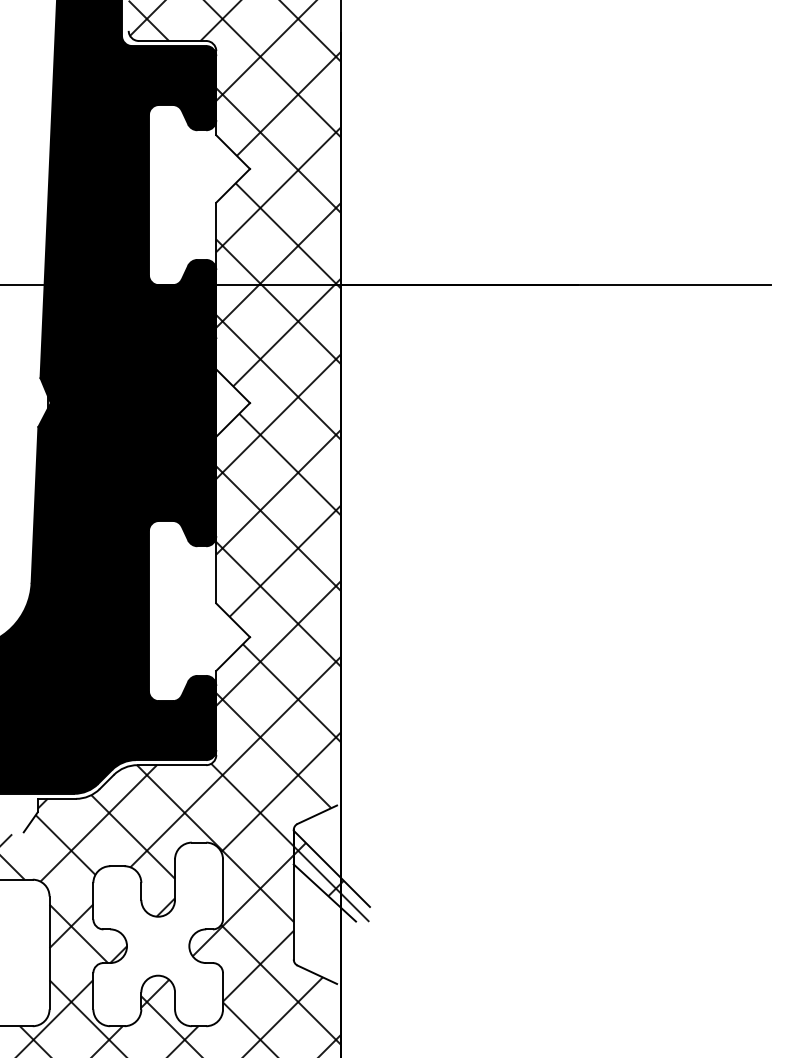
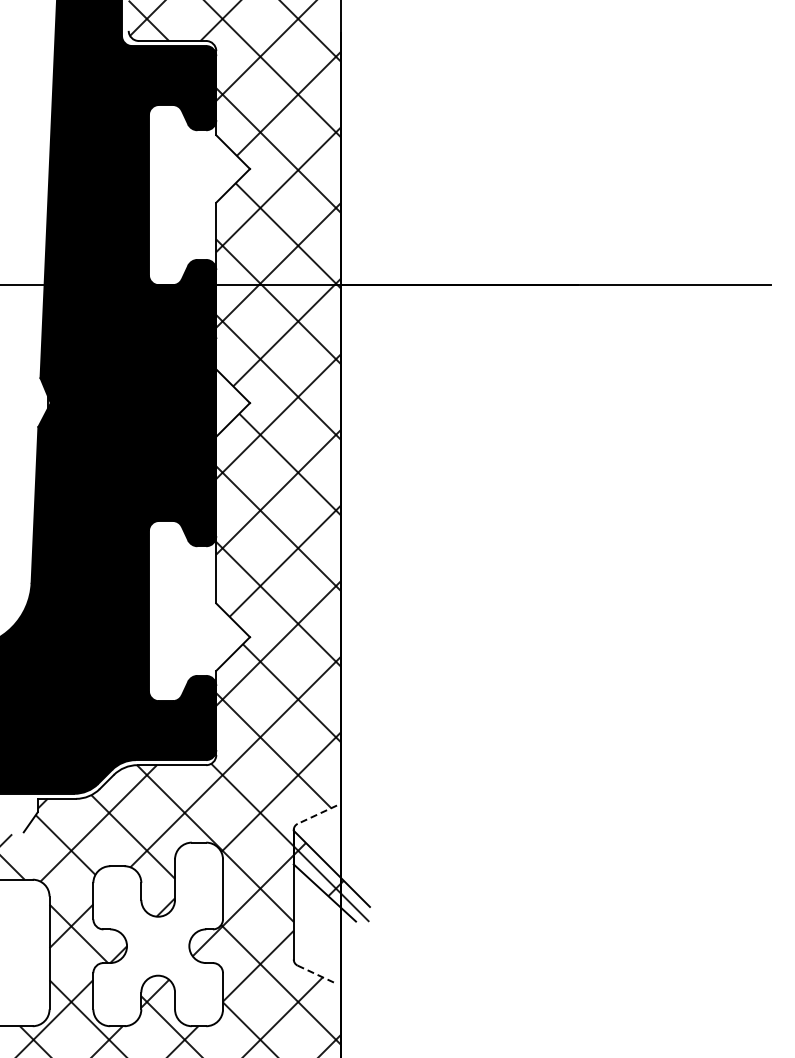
line: solid -> dashed (317, 814)
line: solid -> dashed (317, 974)
